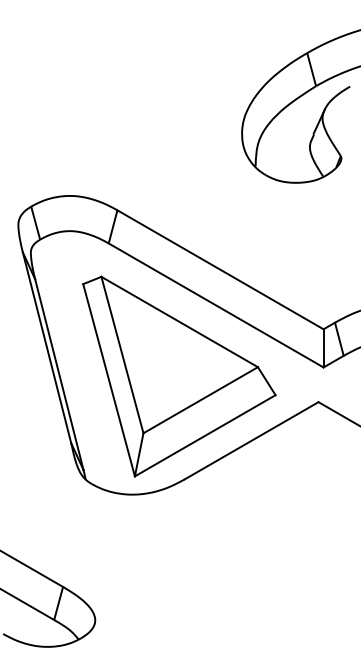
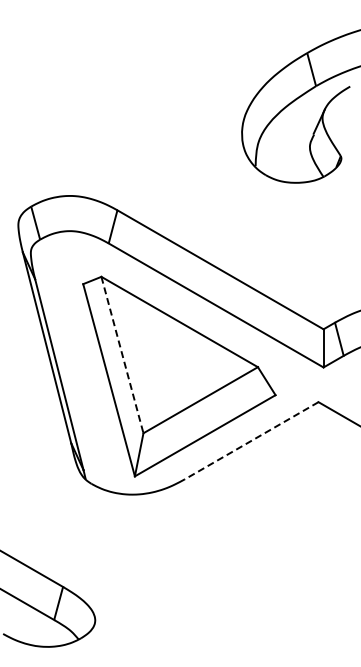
line: solid -> dashed (122, 355)
line: solid -> dashed (251, 440)
